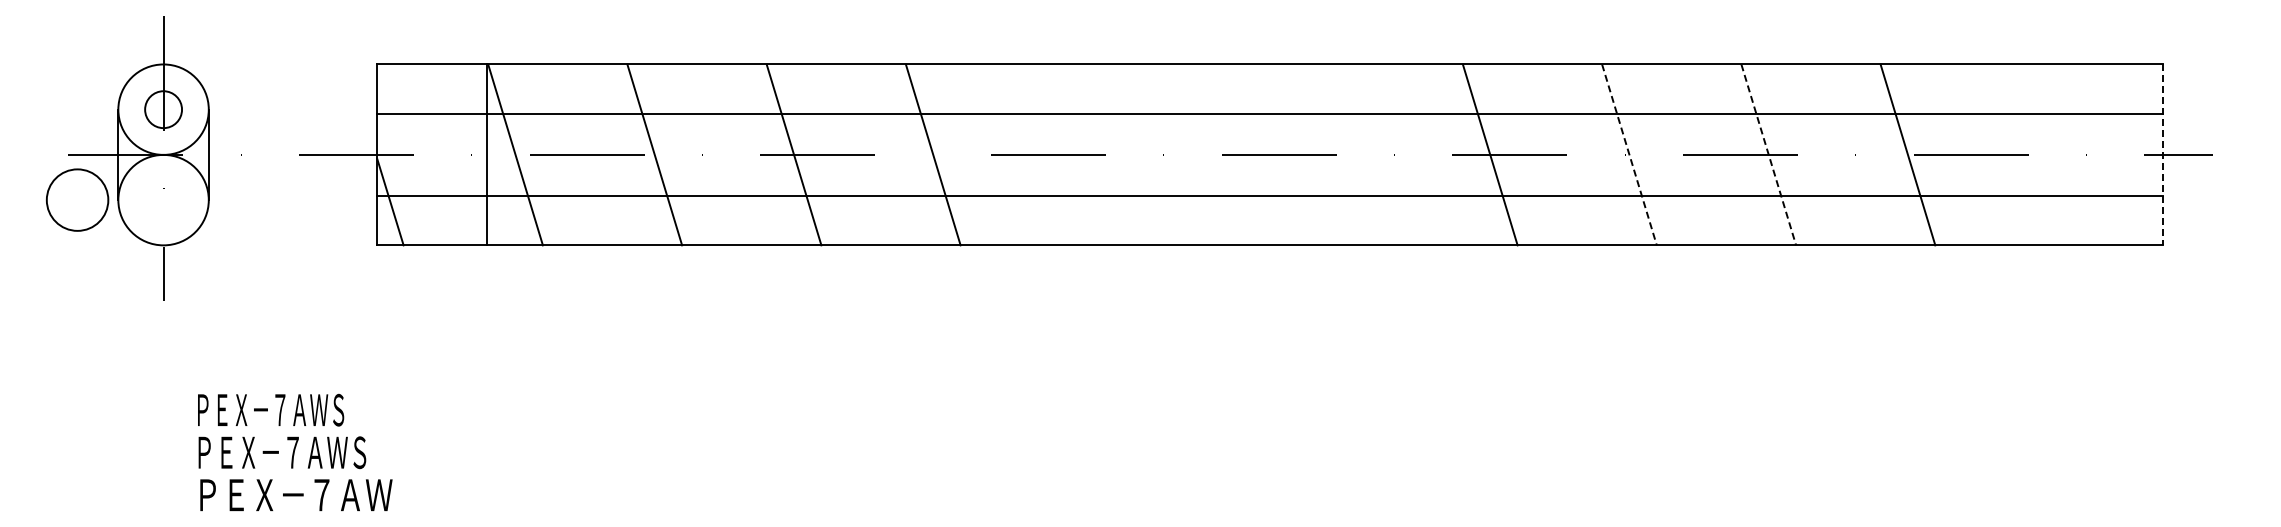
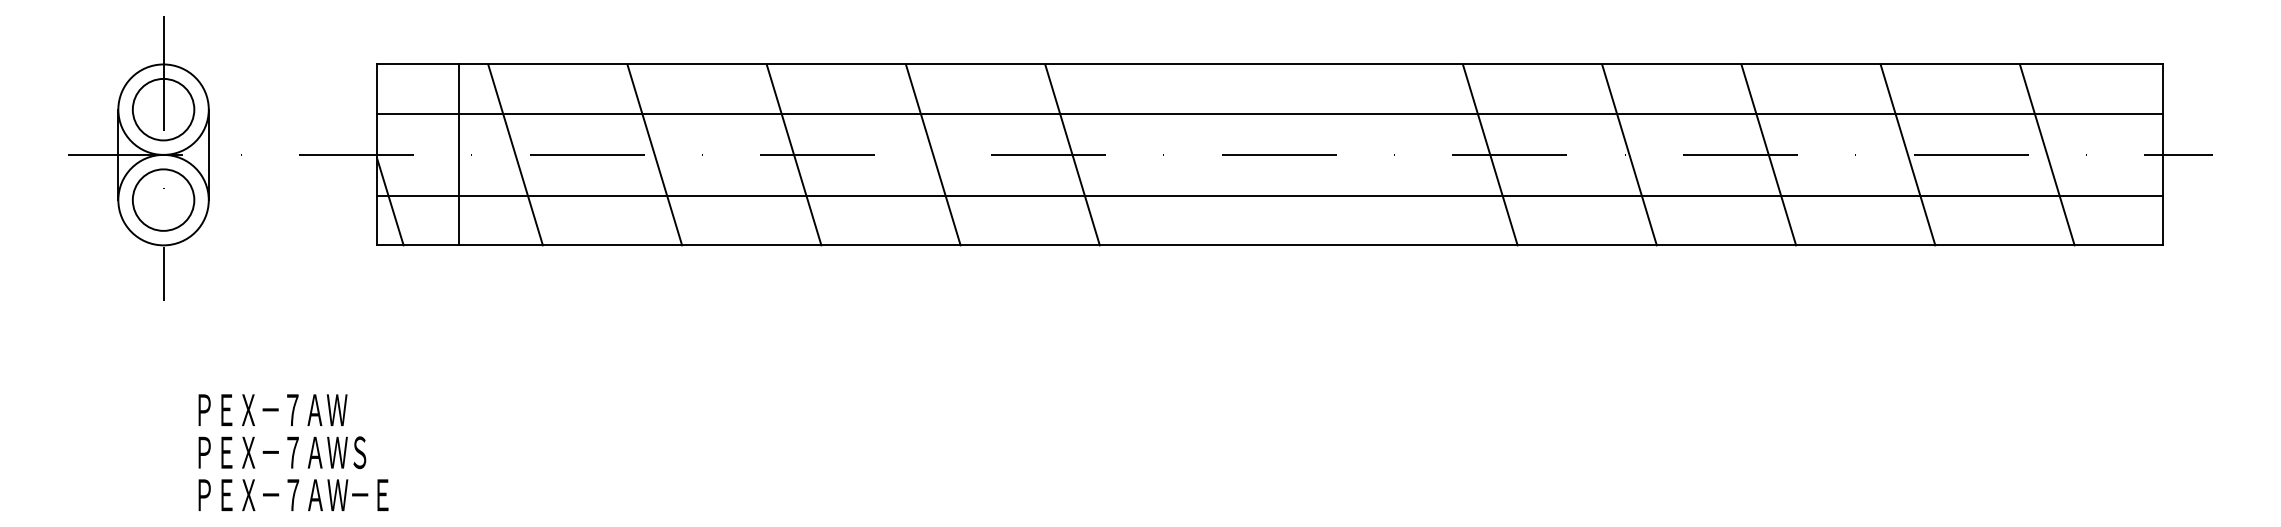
circle diameter: 37 px -> 62 px (163, 109)
line position: (486, 154) -> (458, 154) (458, 154)
line: none -> present (1072, 154)
line: none -> present (2046, 154)
line: dashed -> solid (1629, 155)
line: dashed -> solid (1768, 155)
line: dashed -> solid (2162, 155)
circle position: (77, 199) -> (163, 199) (163, 199)
text: ＰＥＸ－７ＡＷＳ -> ＰＥＸ－７ＡＷ (272, 409)
text: ＰＥＸ－７ＡＷ -> ＰＥＸ－７ＡＷ－Ｅ (295, 495)
